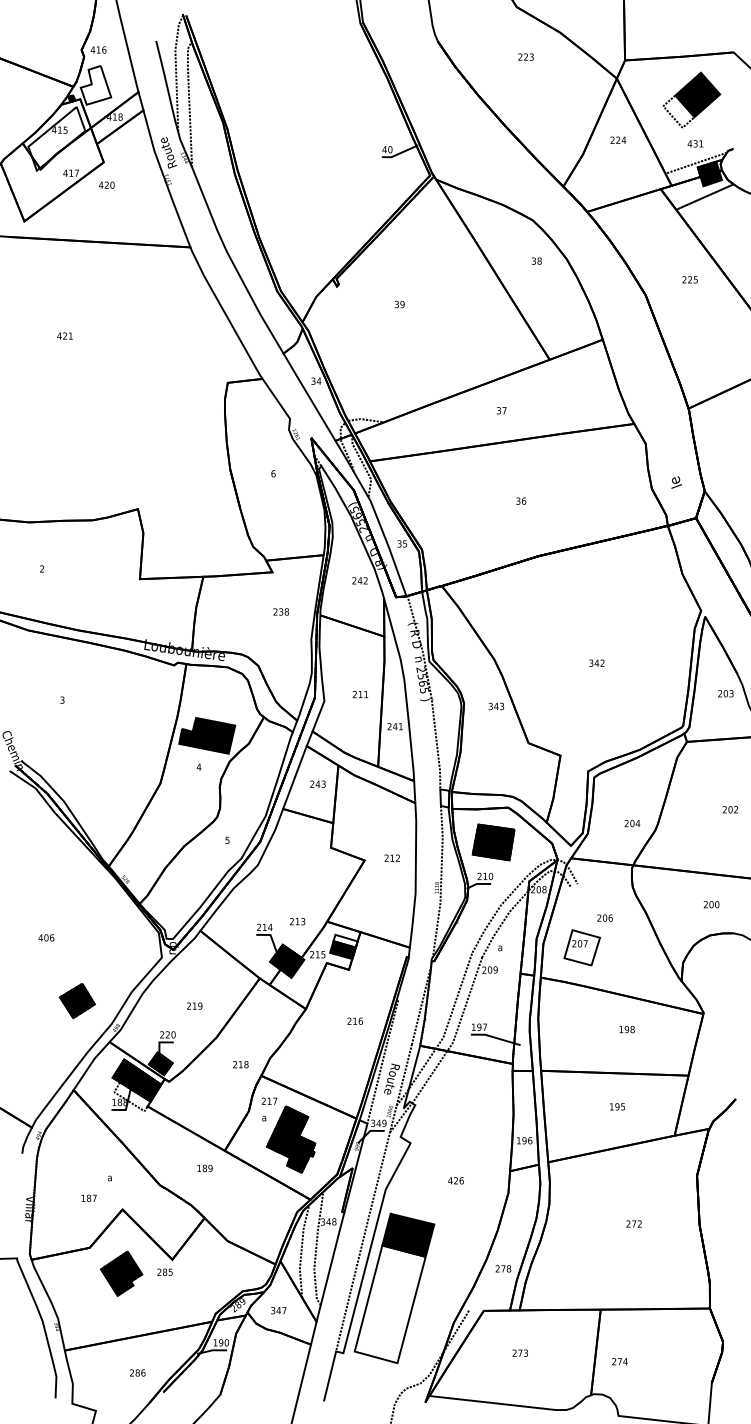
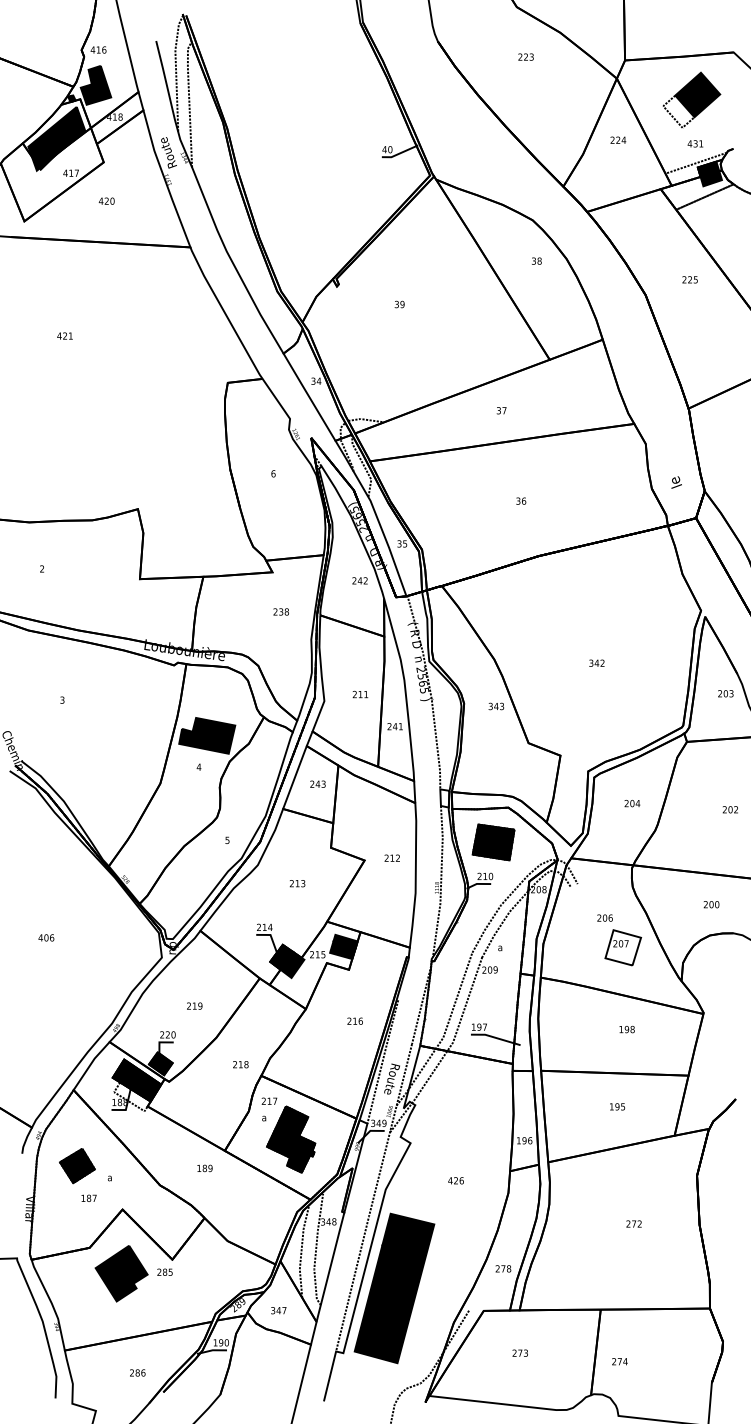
fill: none -> present (95, 84)
fill: none -> present (56, 138)
text position: (106, 184) -> (106, 200) (106, 200)
text position: (632, 823) -> (632, 803) (632, 803)
text position: (297, 921) -> (297, 883) (297, 883)
fill: none -> present (345, 940)
part position: (582, 947) -> (623, 947) (623, 947)
part position: (77, 1001) -> (77, 1166) (77, 1166)
part size: 45x46 px -> 55x58 px (121, 1273)
fill: none -> present (389, 1304)
